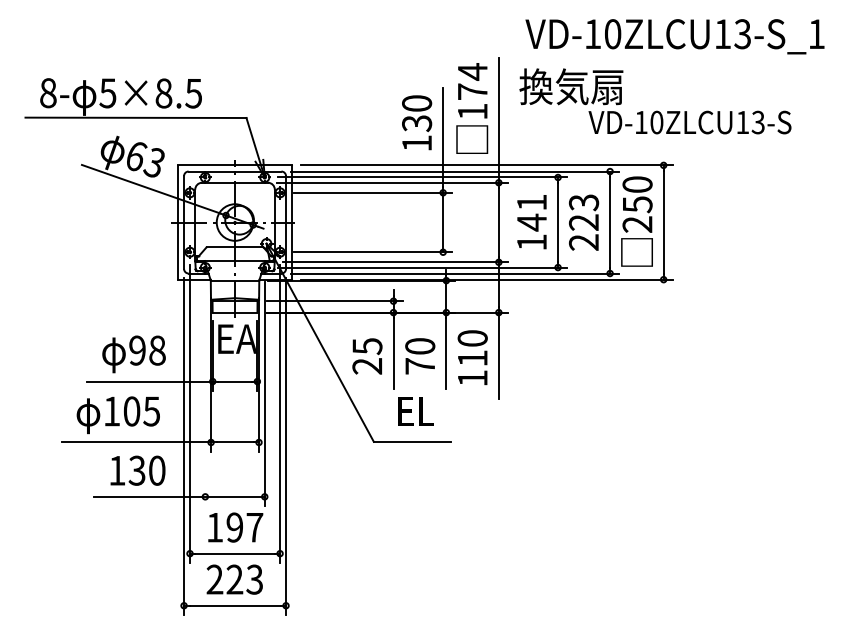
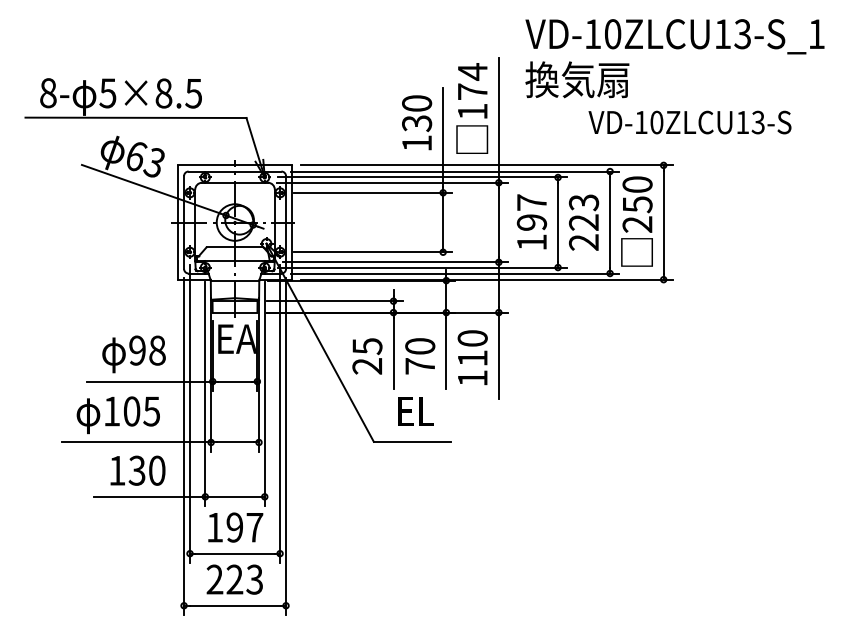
text position: (571, 86) -> (577, 79) (577, 79)
text: 141 -> 197 (531, 212)
line: none -> present (205, 393)
